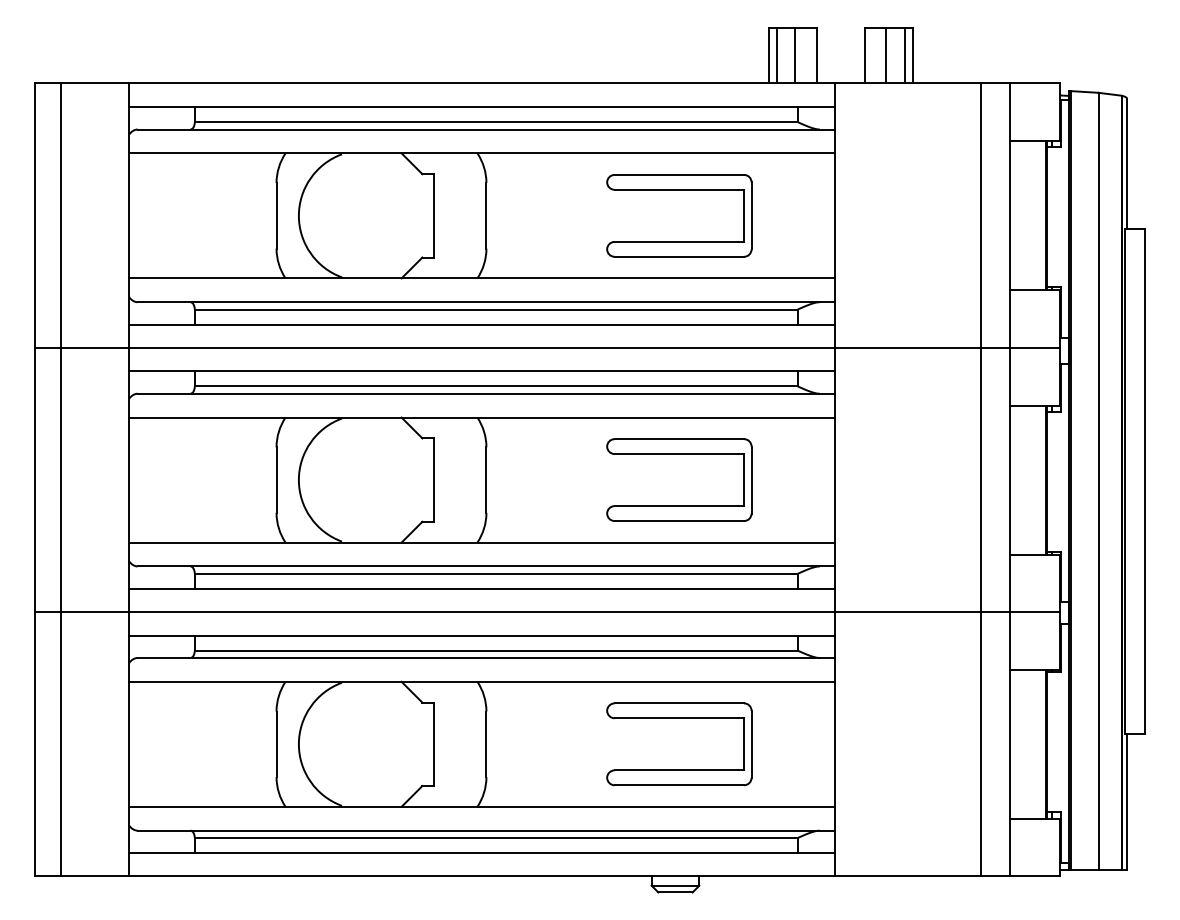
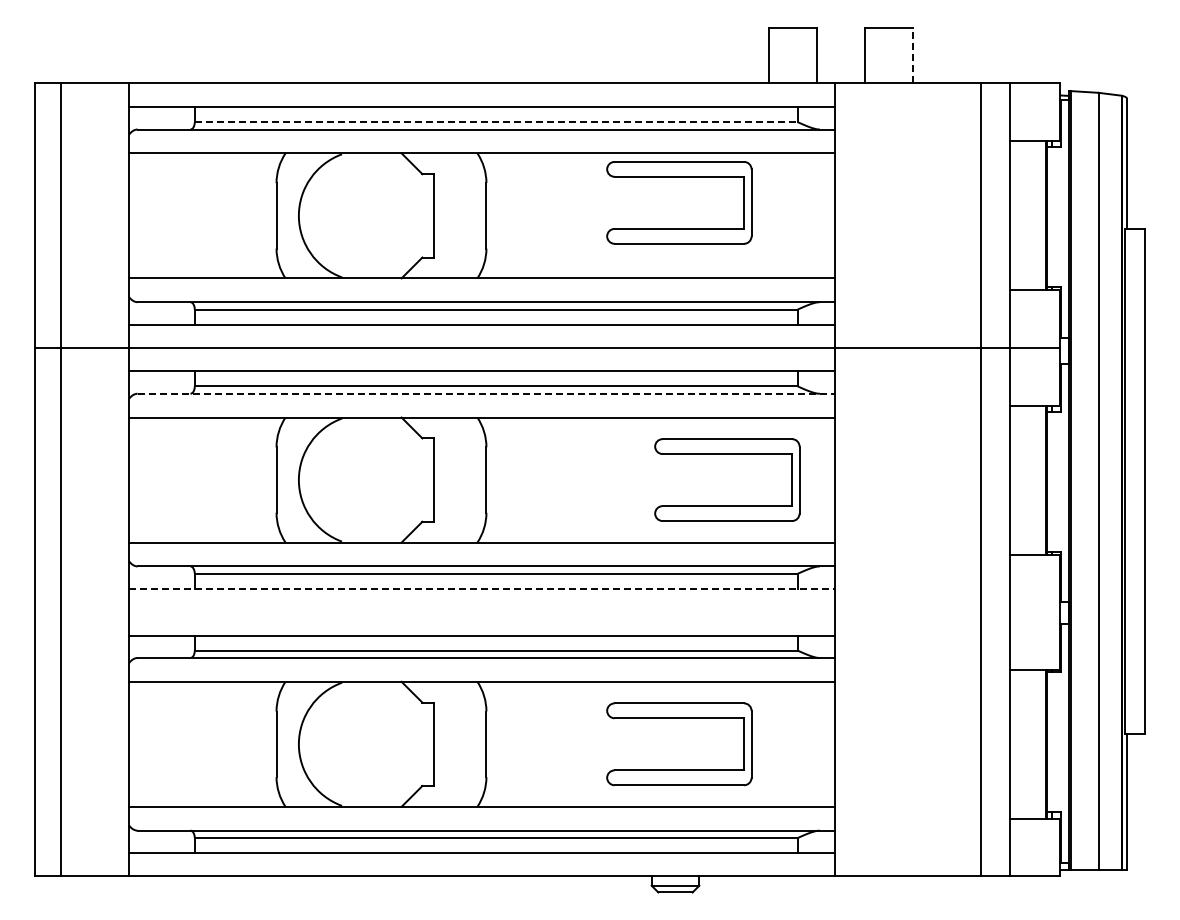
line: present -> none (776, 55)
line: present -> none (795, 55)
line: present -> none (886, 55)
line: present -> none (904, 55)
line: solid -> dashed (912, 55)
line: solid -> dashed (496, 122)
part position: (679, 190) -> (679, 177) (679, 177)
line: solid -> dashed (486, 393)
part position: (679, 454) -> (727, 454) (727, 454)
line: solid -> dashed (481, 588)
line: present -> none (547, 611)
